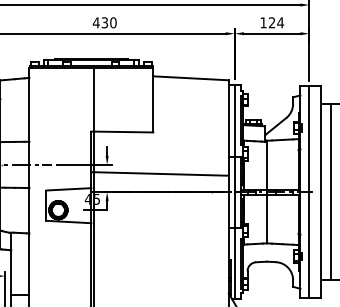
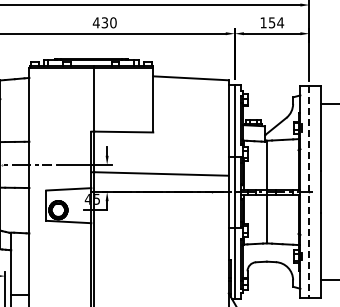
text: 124 -> 154 (272, 22)
line: present -> none (330, 191)
line: solid -> dashed (309, 192)
